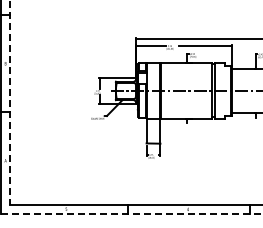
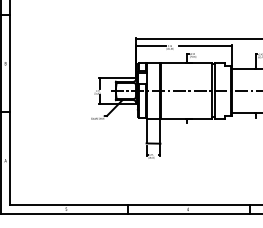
line: dashed -> solid (10, 103)
line: dashed -> solid (131, 214)
